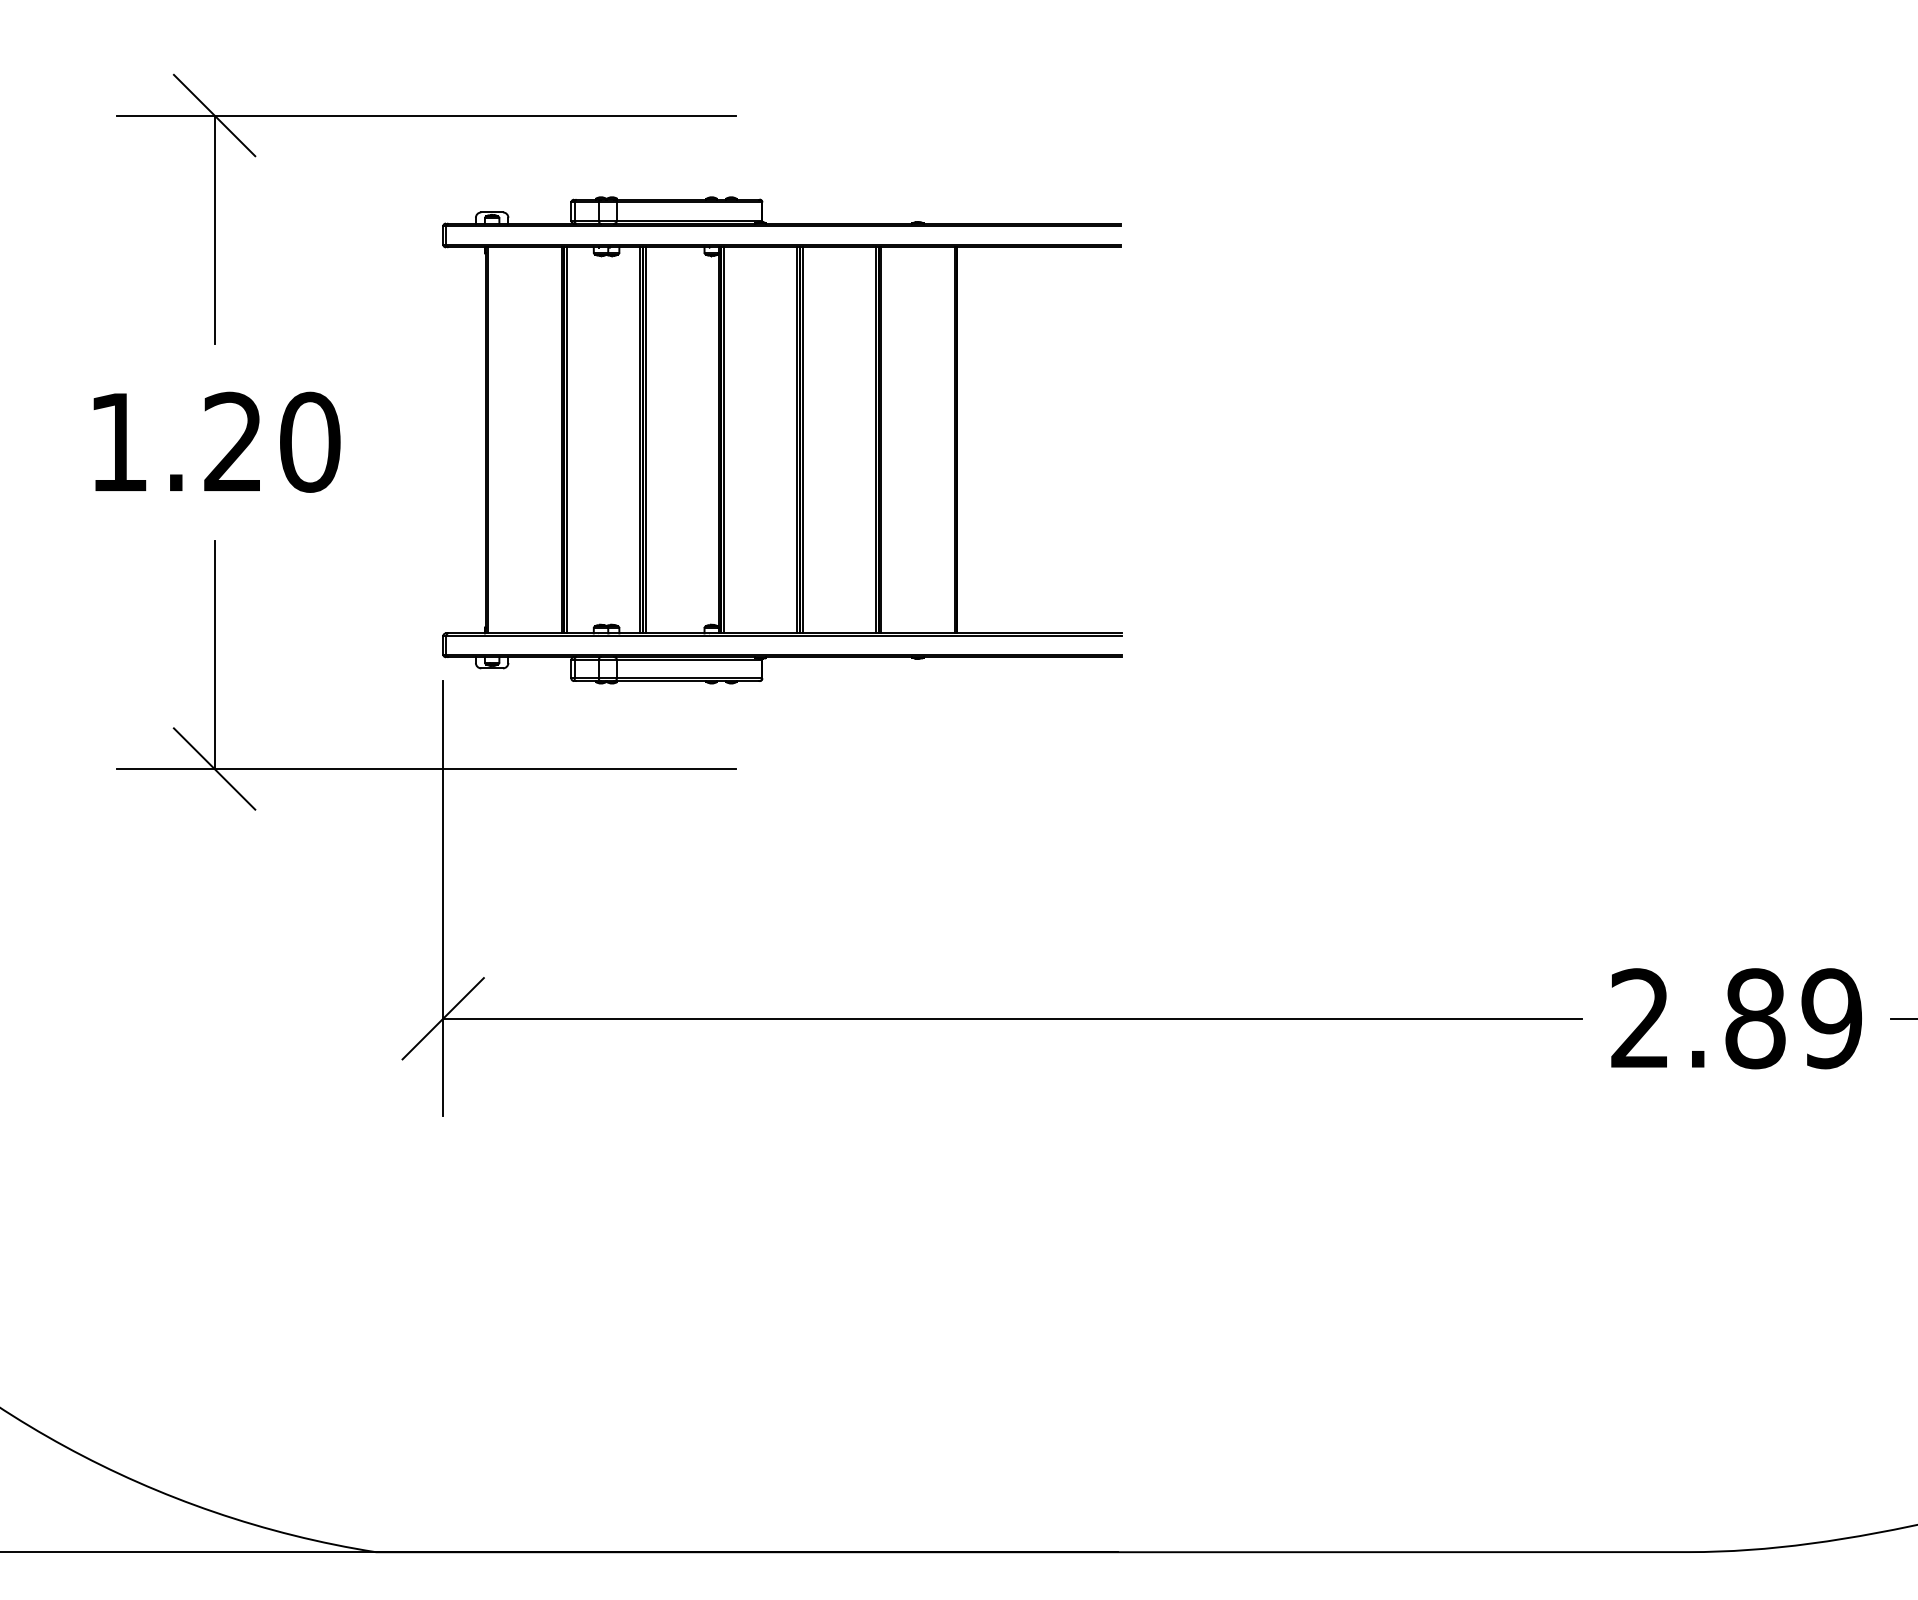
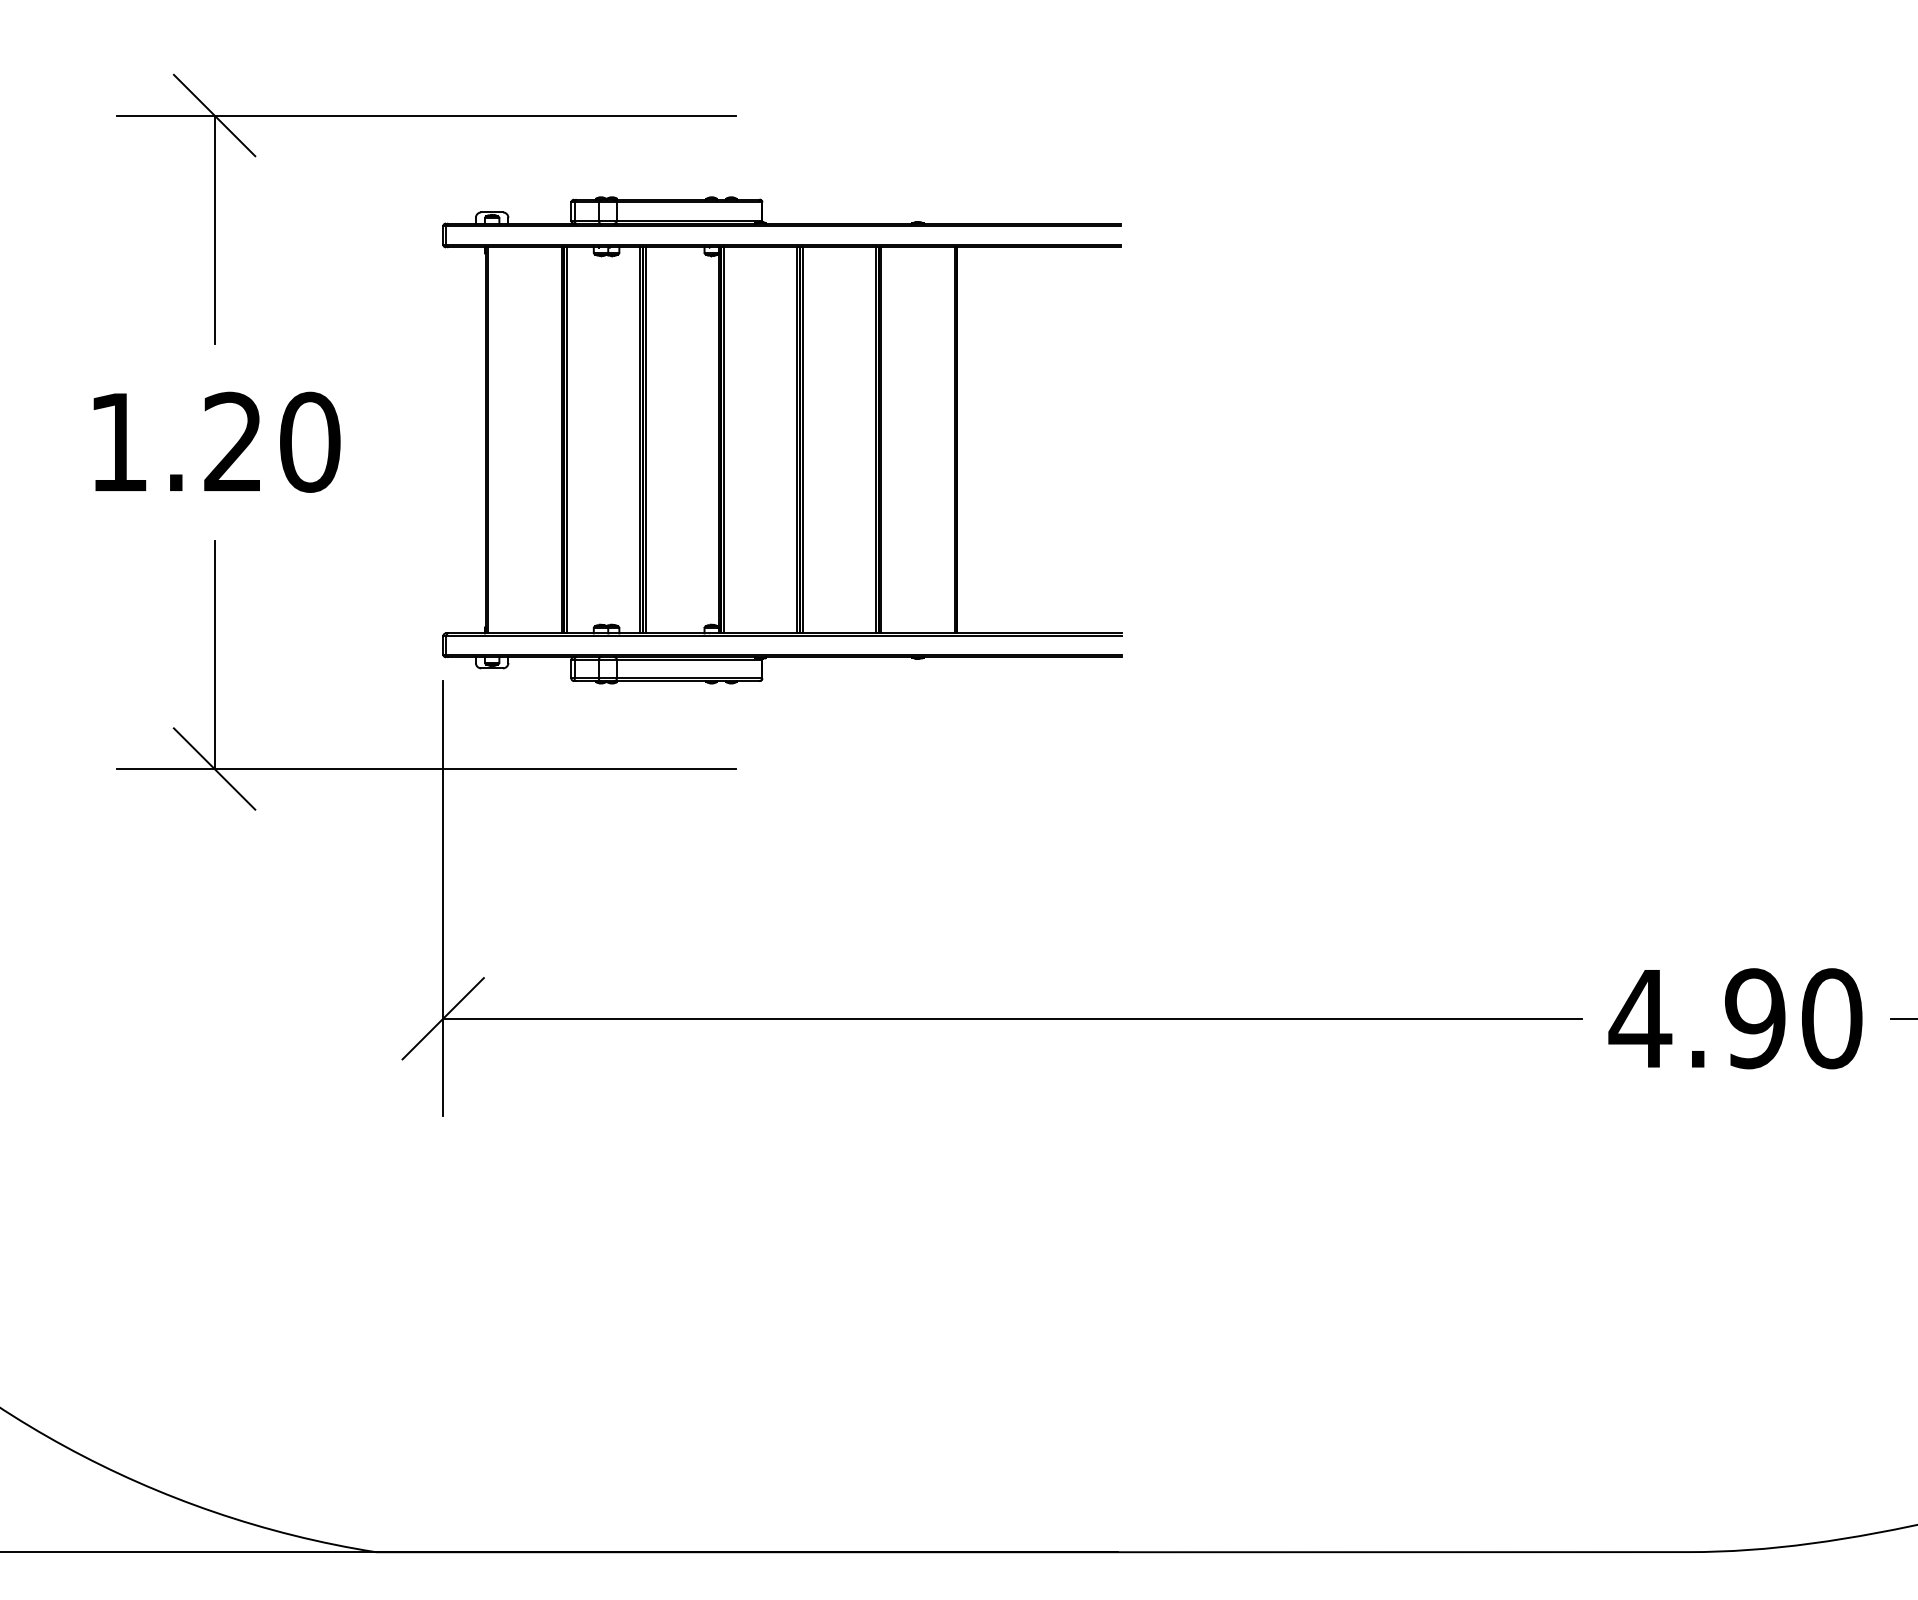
text: 2.89 -> 4.90 (1735, 1018)
